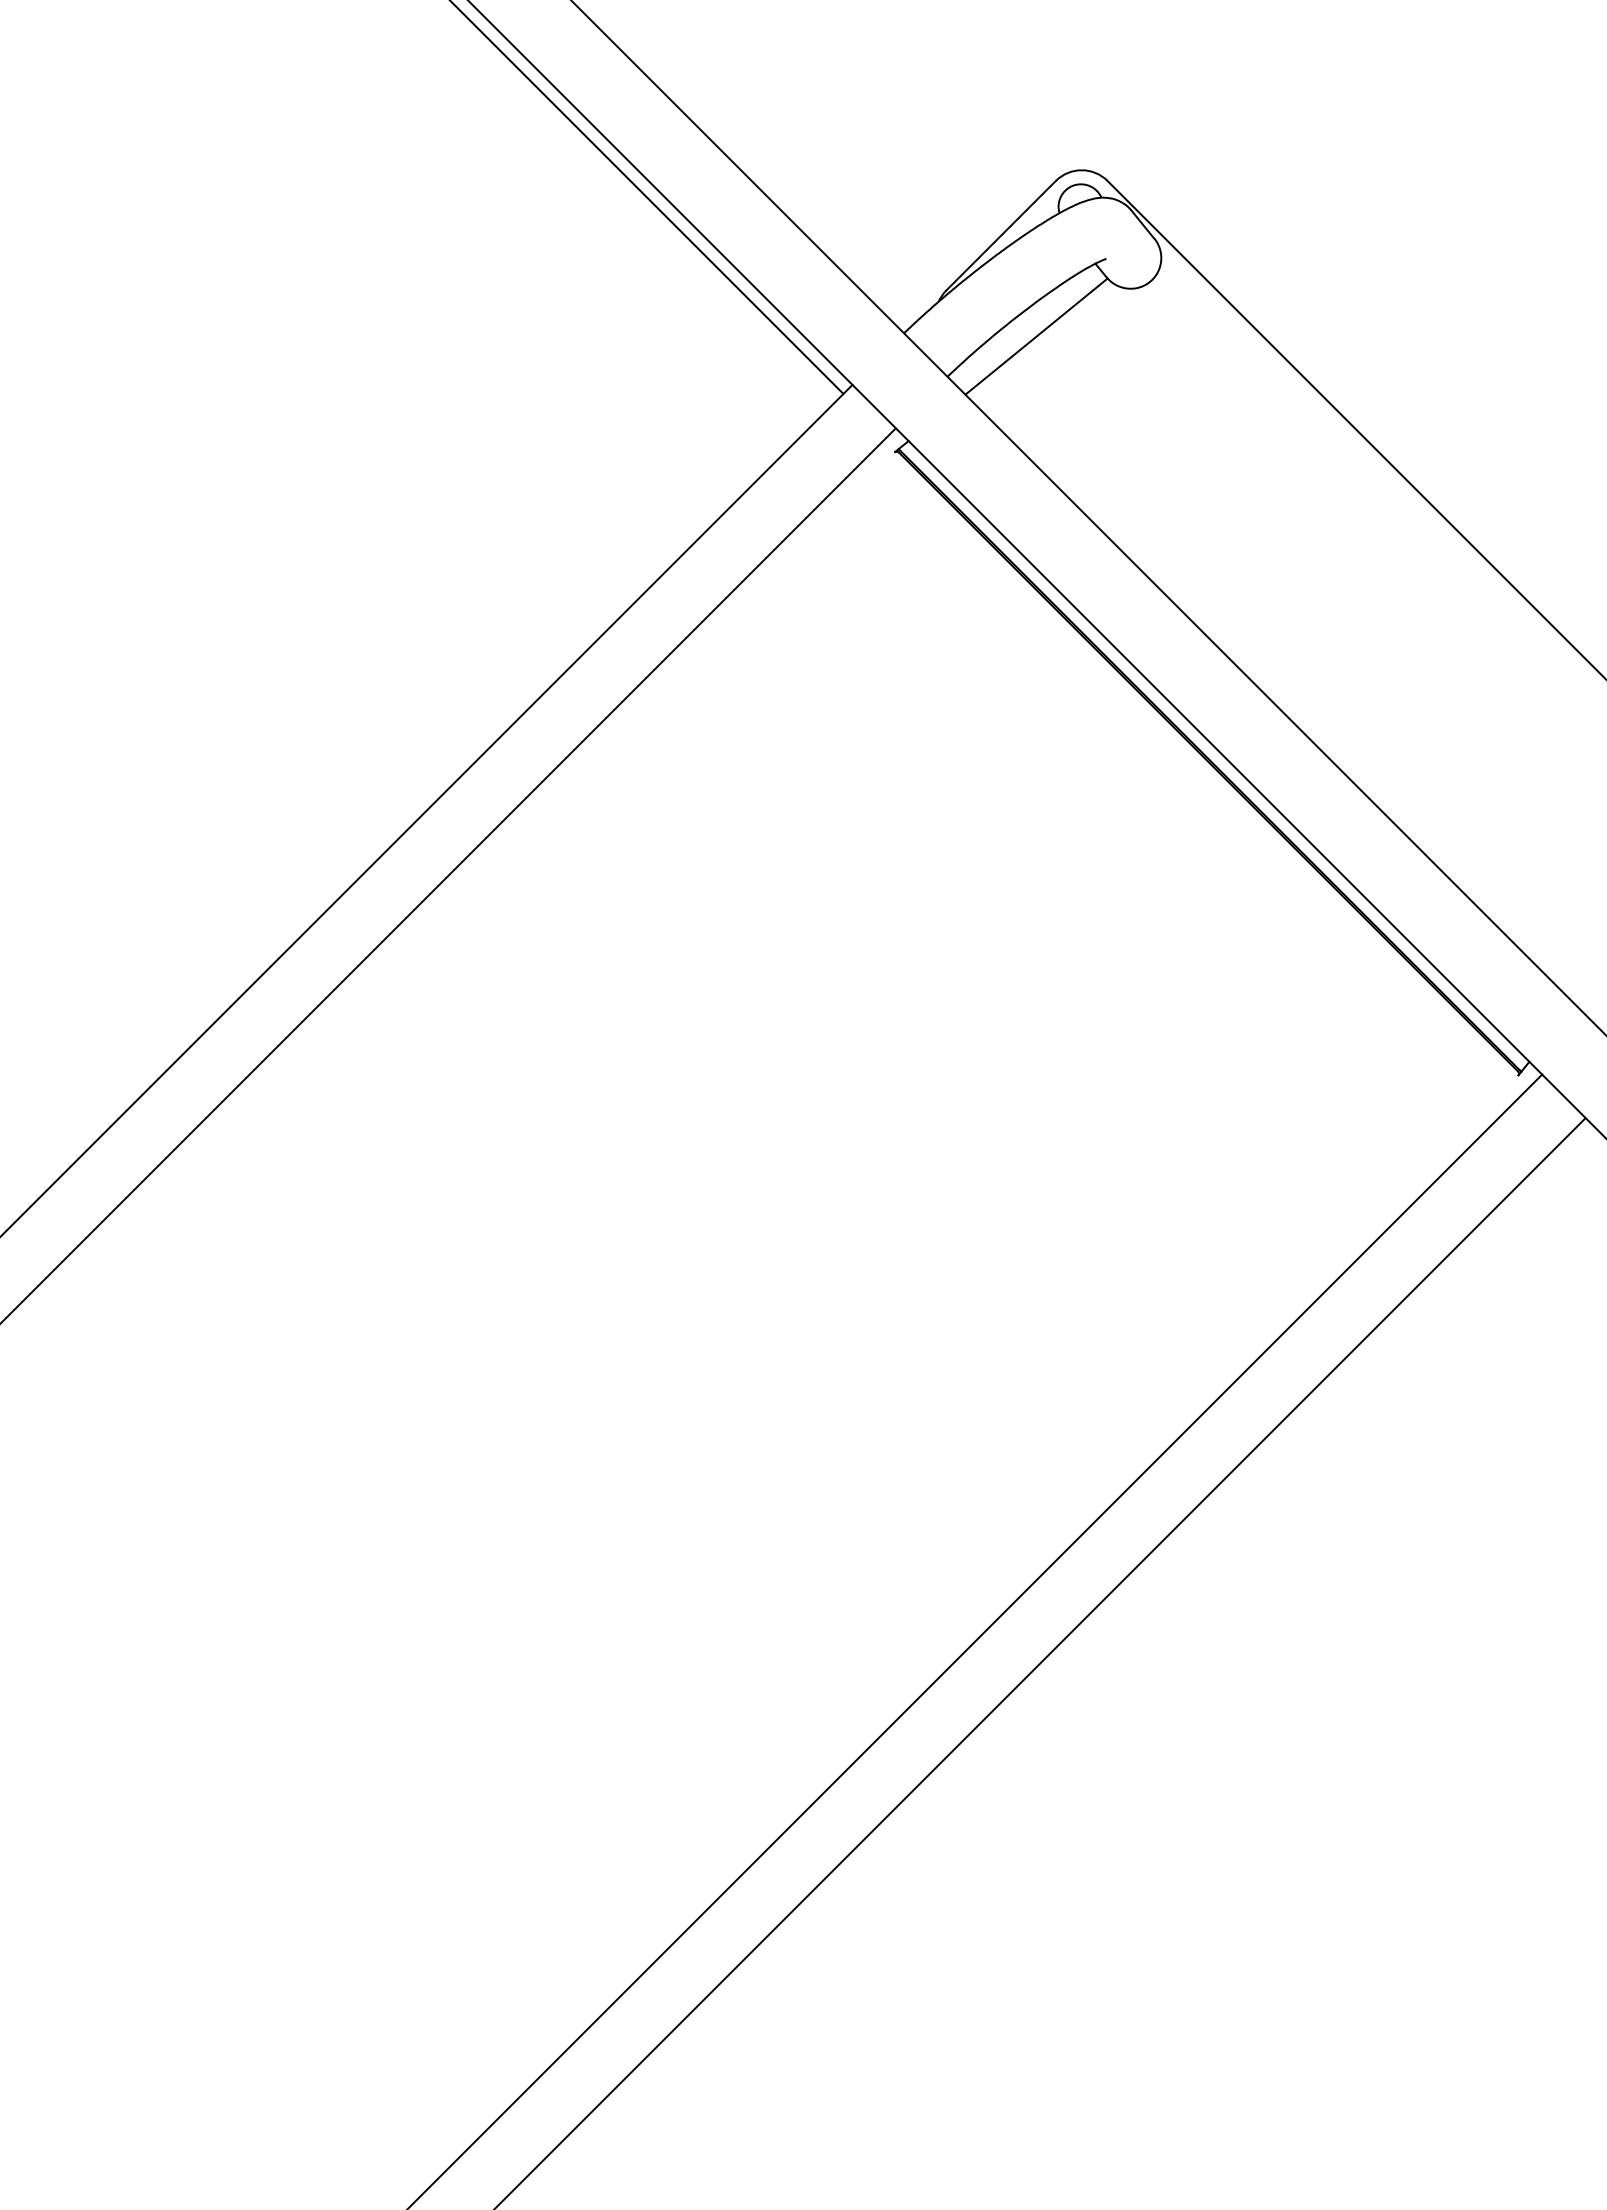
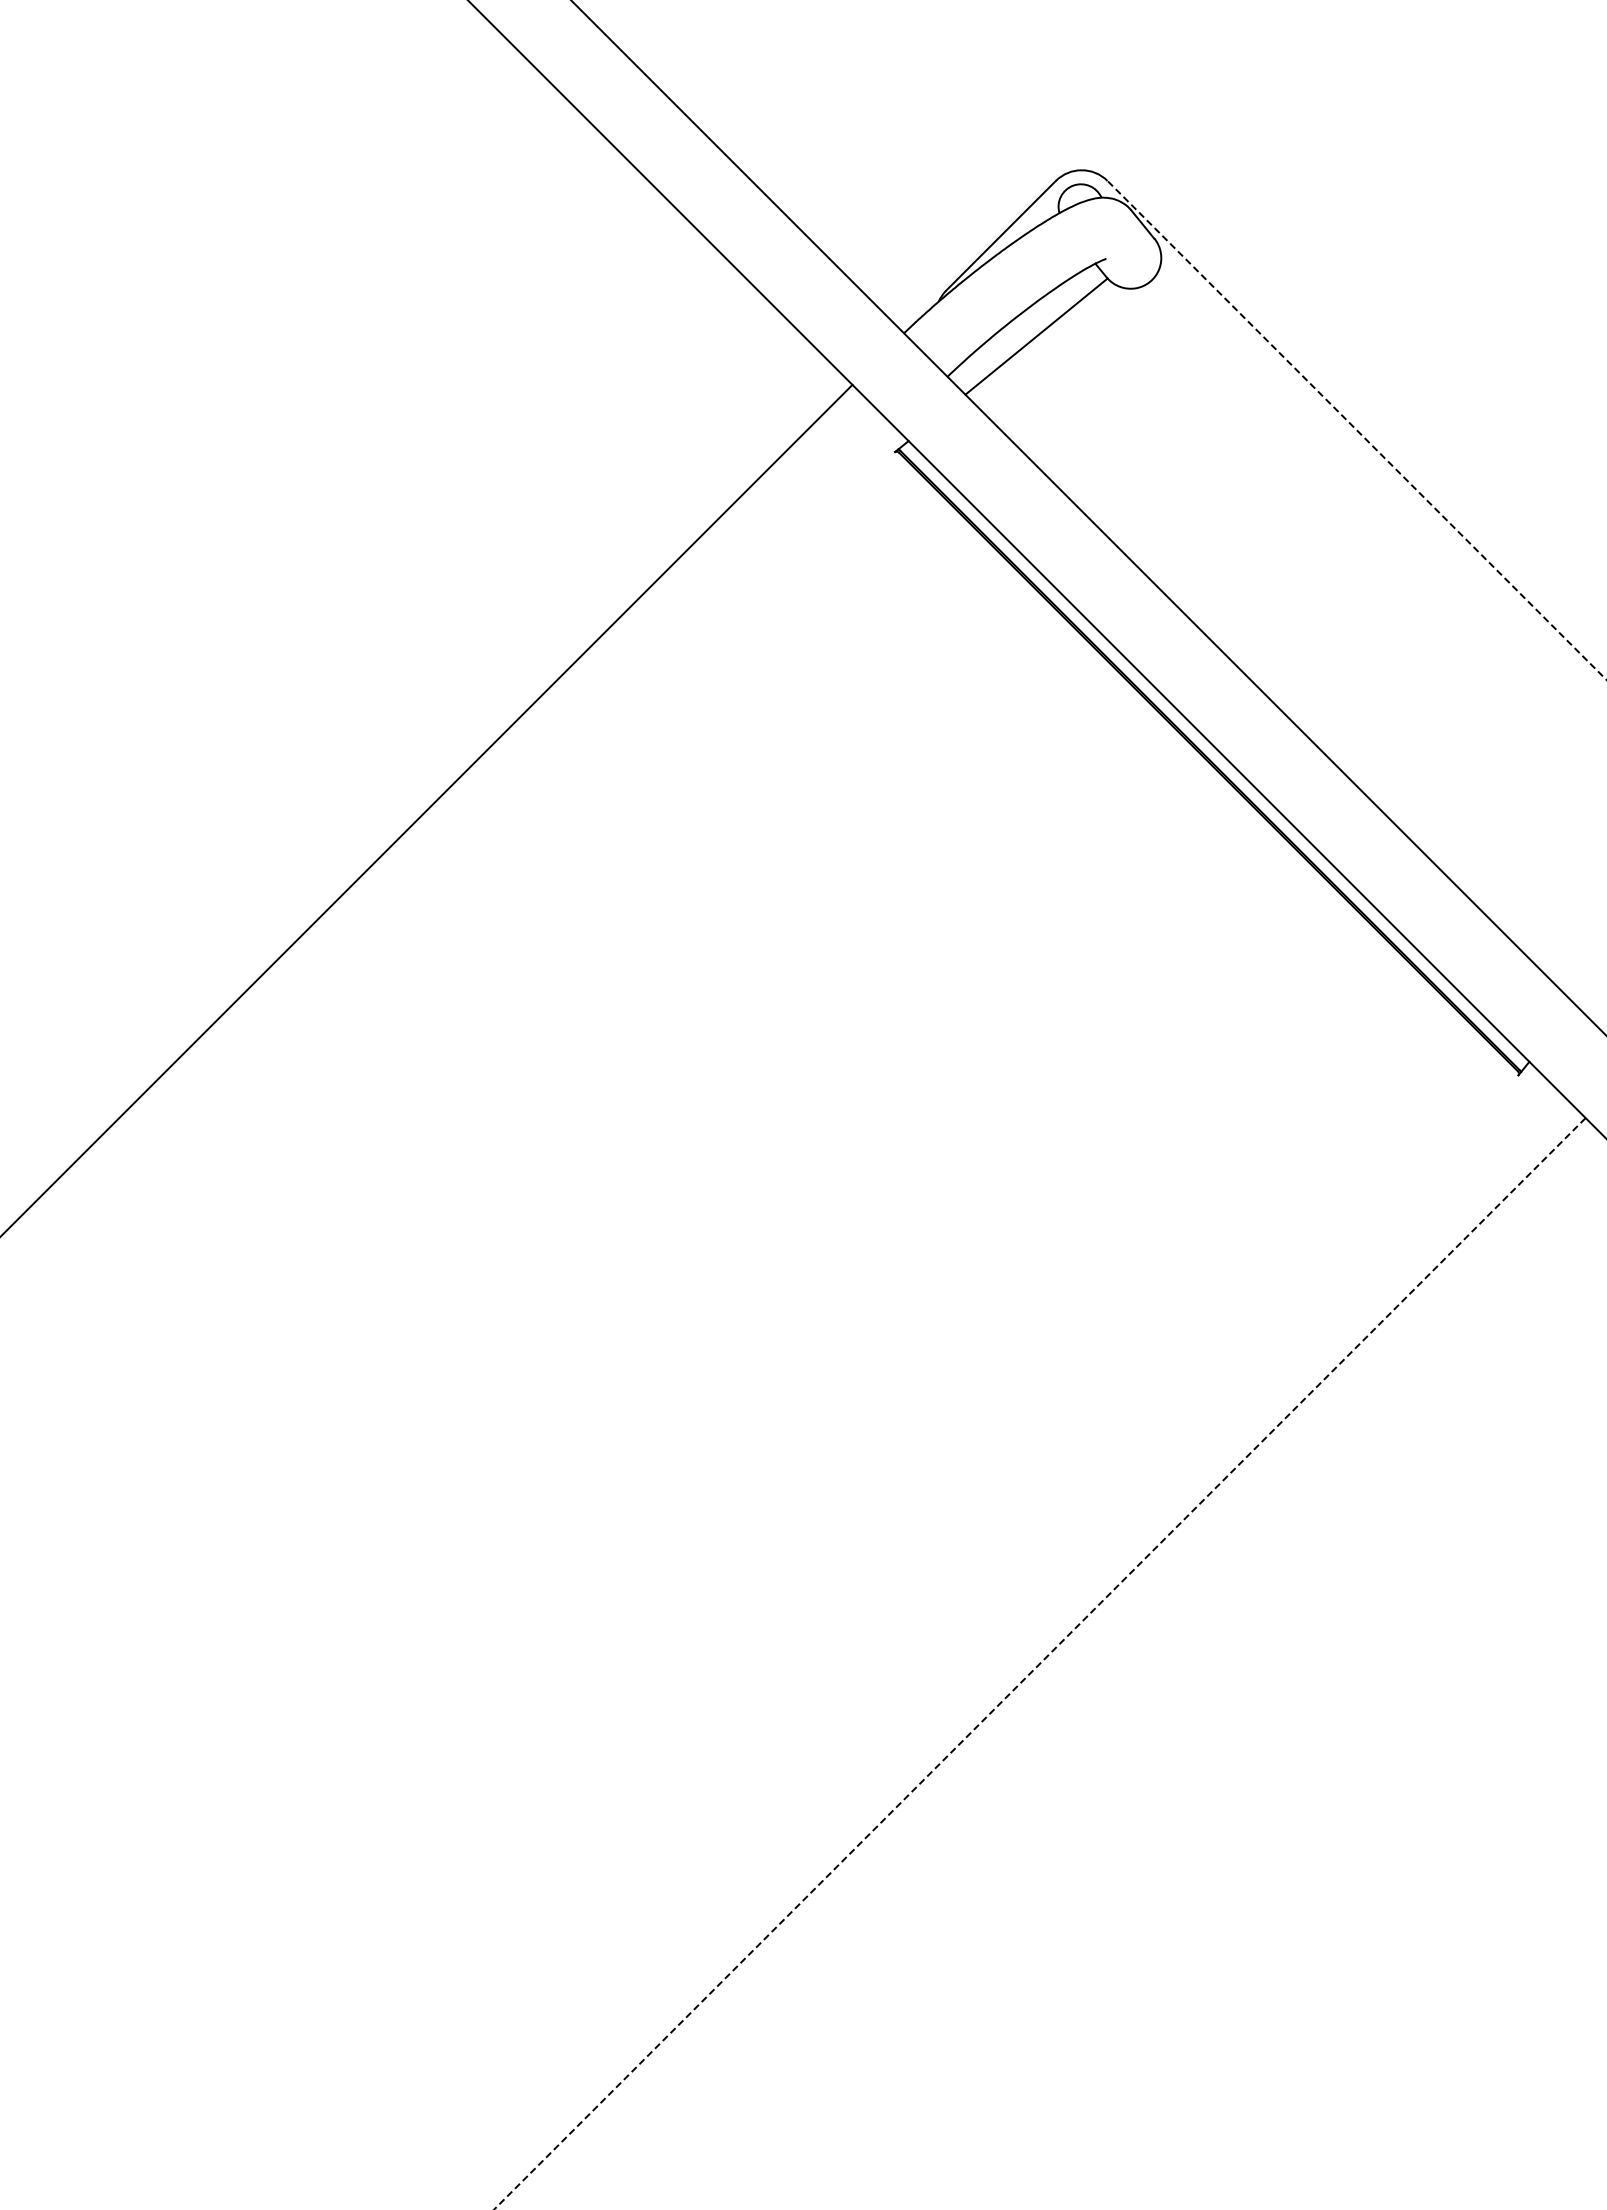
line: present -> none (647, 197)
line: solid -> dashed (1356, 430)
line: present -> none (448, 874)
line: present -> none (975, 1640)
line: solid -> dashed (1039, 1664)
